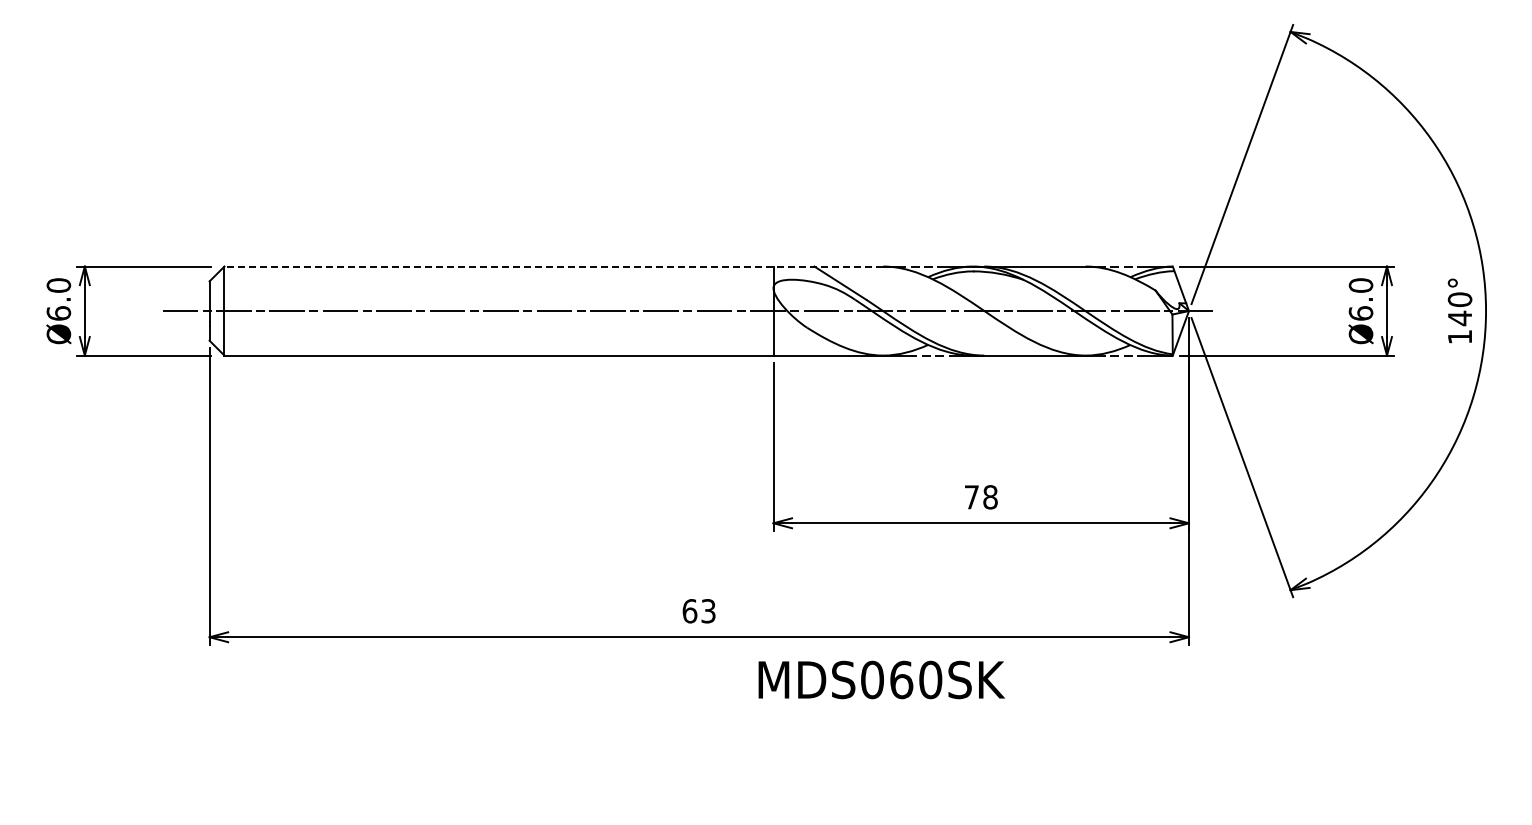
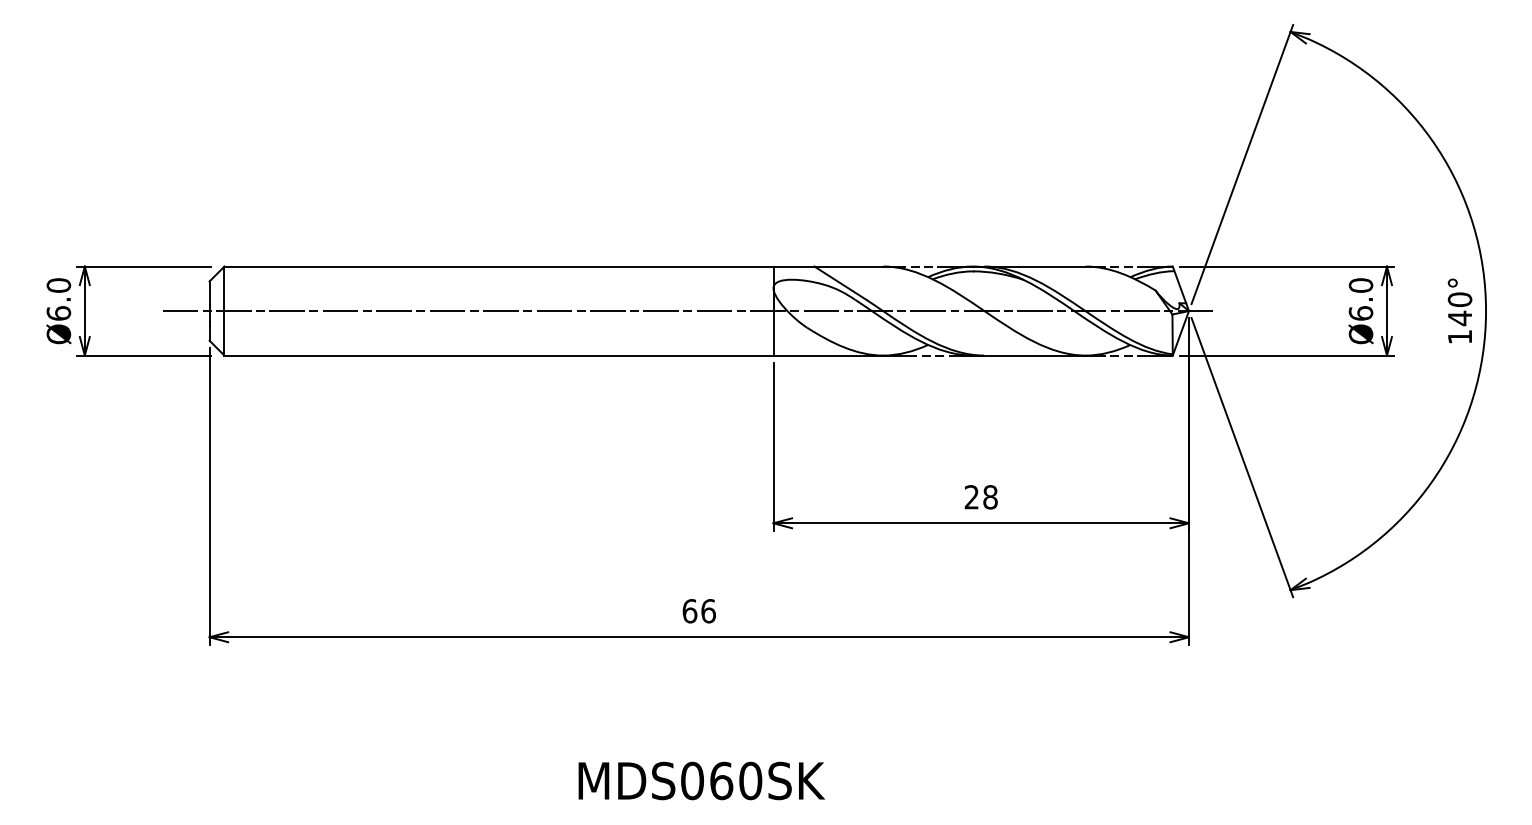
line: dashed -> solid (553, 266)
text: 78 -> 28 (971, 497)
text: 63 -> 66 (708, 611)
text position: (881, 679) -> (701, 780) (701, 780)
